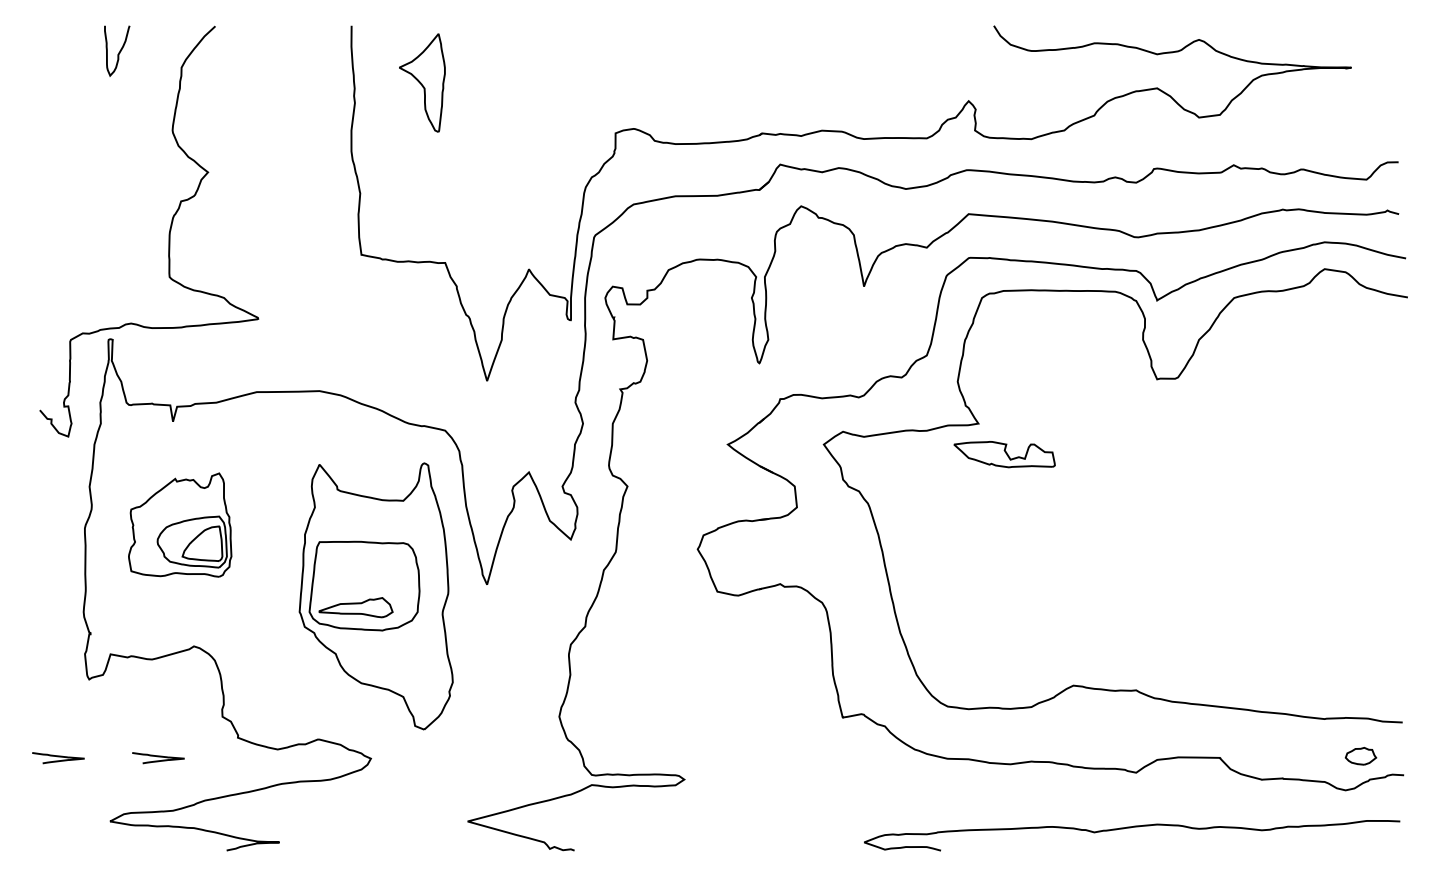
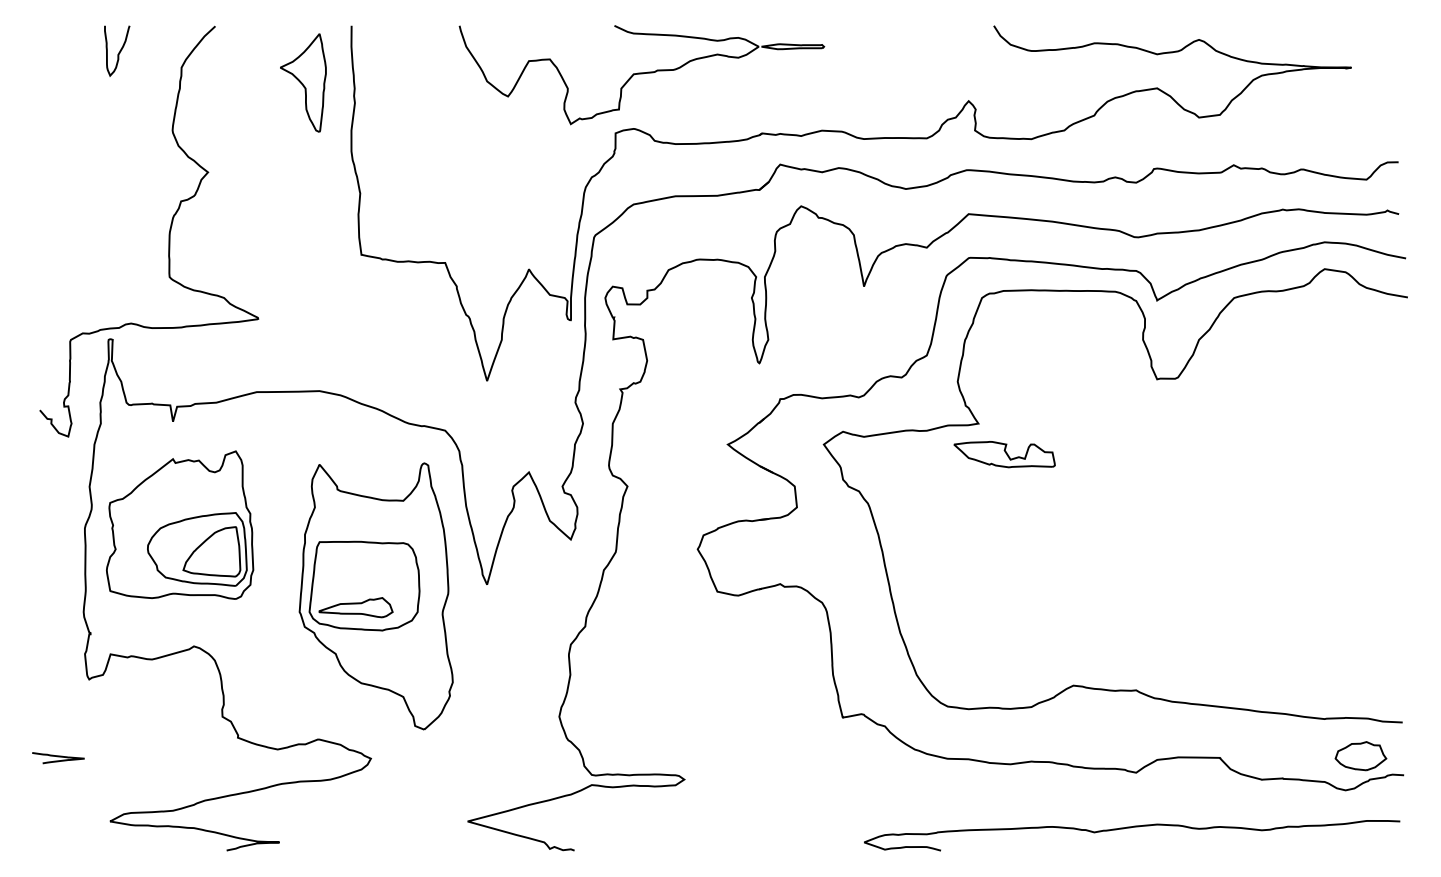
part: none -> present (641, 75)
part position: (422, 82) -> (303, 82) (303, 82)
part size: 105x106 px -> 149x150 px (180, 524)
part size: 34x19 px -> 54x31 px (1360, 756)
curve: present -> none (158, 757)
